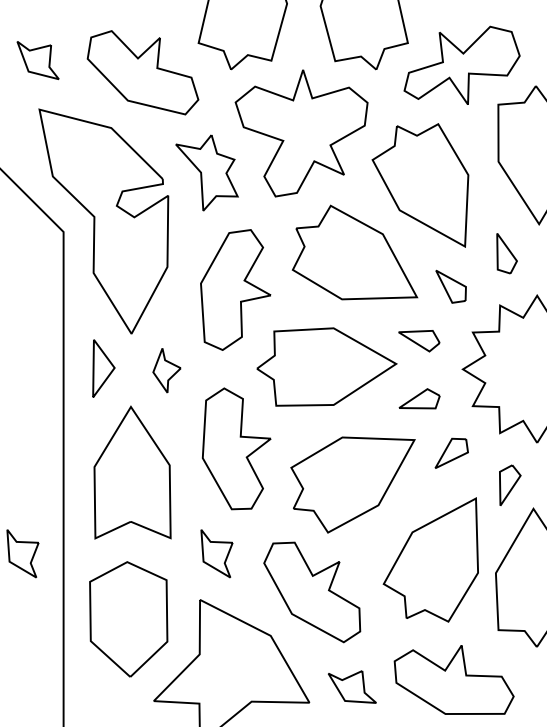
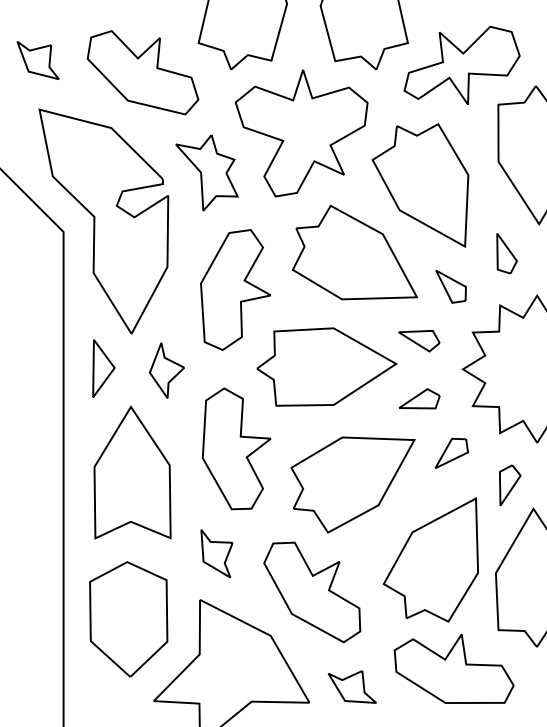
part size: 30x46 px -> 36x57 px (166, 370)
part: present -> none (22, 553)
part position: (453, 679) -> (453, 668) (453, 668)
